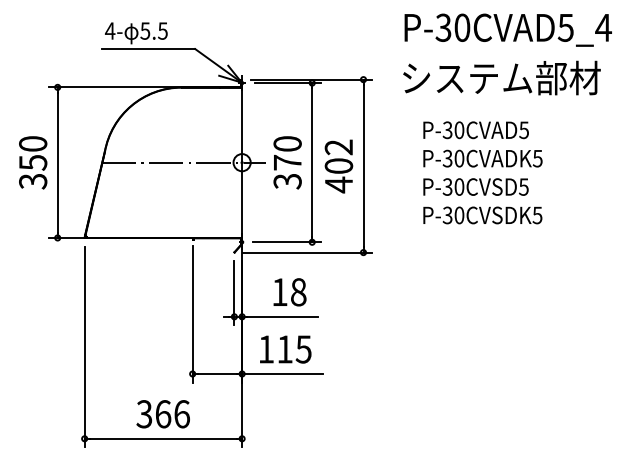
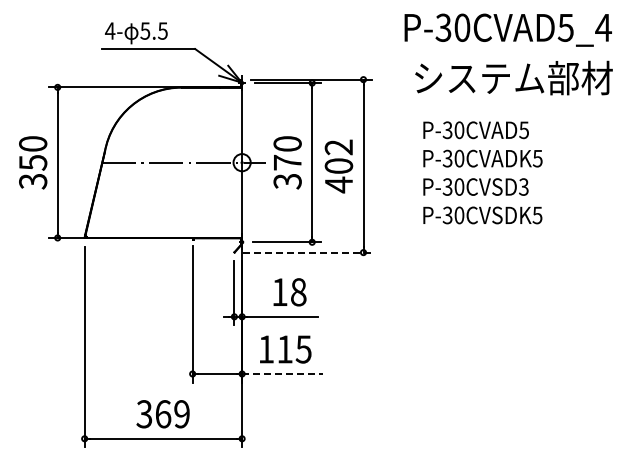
text position: (501, 77) -> (513, 77) (513, 77)
text: P-30CVSD5 -> P-30CVSD3 (523, 186)
line: solid -> dashed (308, 252)
line: solid -> dashed (283, 374)
text: 366 -> 369 (181, 414)
